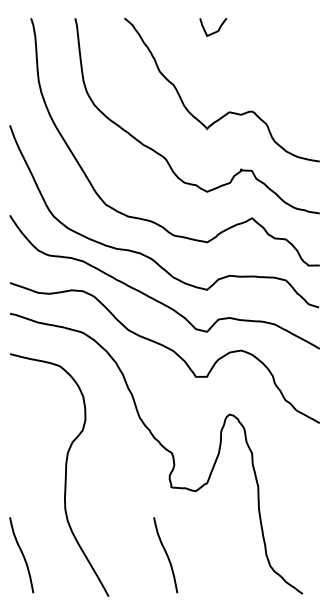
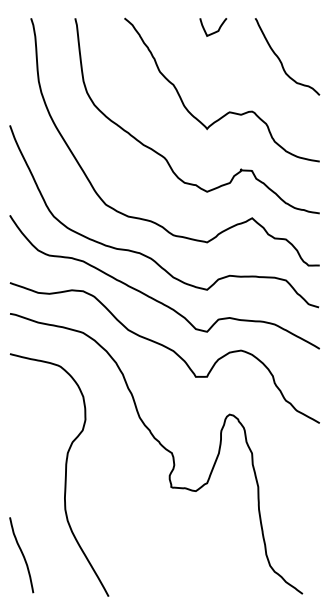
curve: none -> present (280, 59)
curve: present -> none (165, 554)
